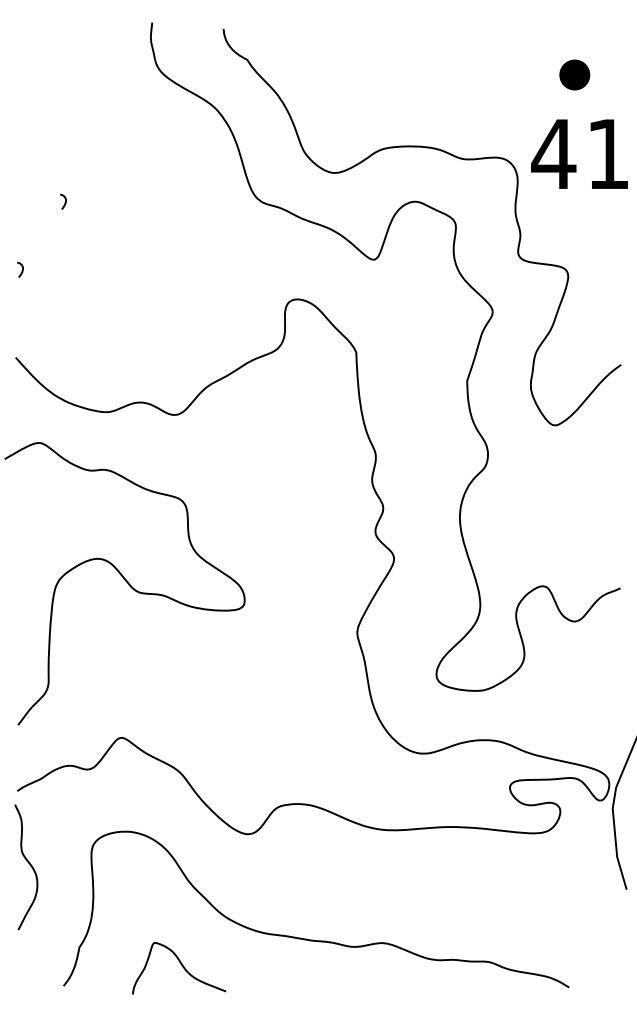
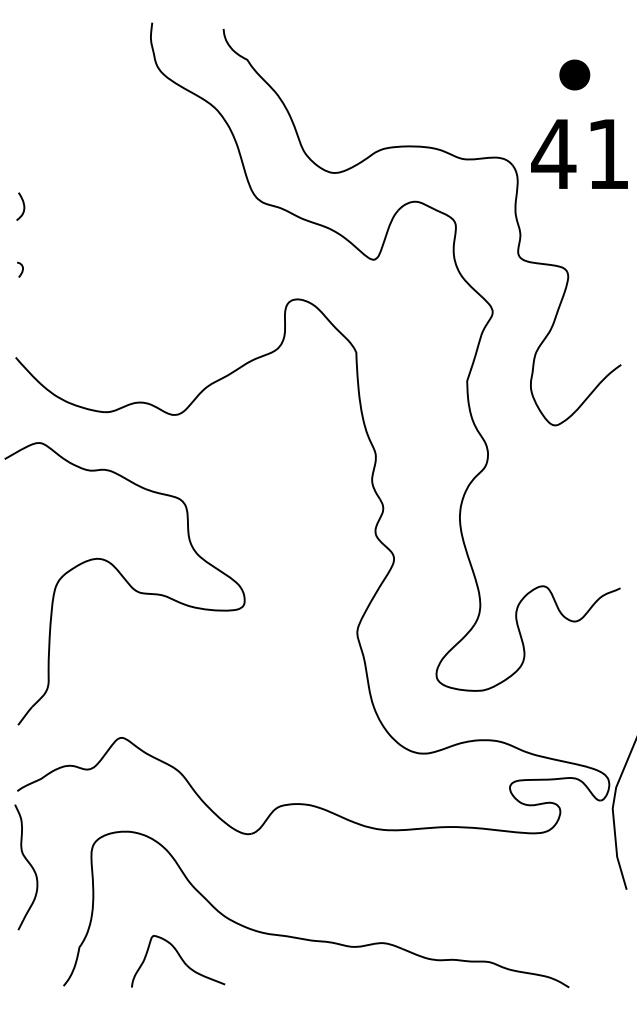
curve: present -> none (64, 202)
curve: none -> present (23, 206)
part position: (179, 968) -> (178, 961) (178, 961)
